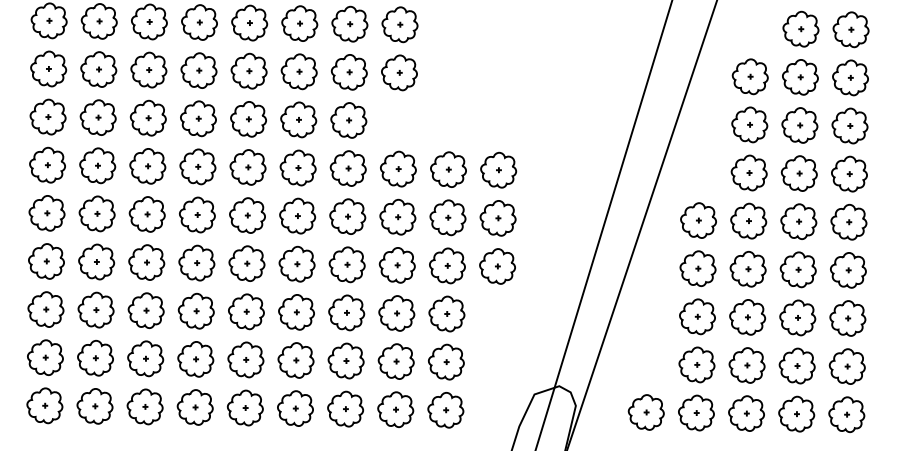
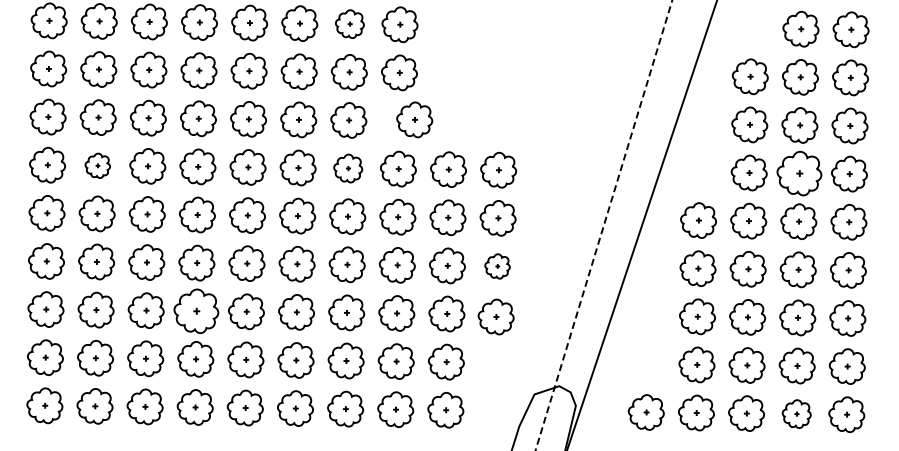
part size: 38x38 px -> 30x30 px (349, 23)
part: none -> present (414, 119)
part size: 38x38 px -> 27x27 px (97, 165)
part size: 38x37 px -> 31x31 px (348, 168)
part size: 38x37 px -> 47x47 px (799, 173)
line: solid -> dashed (603, 225)
part size: 37x37 px -> 27x27 px (497, 266)
part size: 38x38 px -> 47x46 px (196, 310)
part: none -> present (495, 316)
part size: 38x38 px -> 31x30 px (796, 413)
